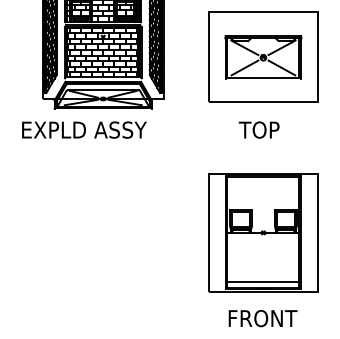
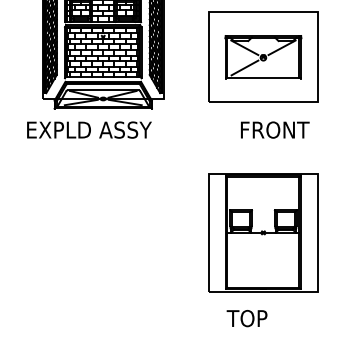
line: present -> none (281, 67)
text position: (84, 129) -> (89, 129) (89, 129)
text: TOP -> FRONT (273, 129)
line: present -> none (263, 282)
text: FRONT -> TOP (261, 318)
